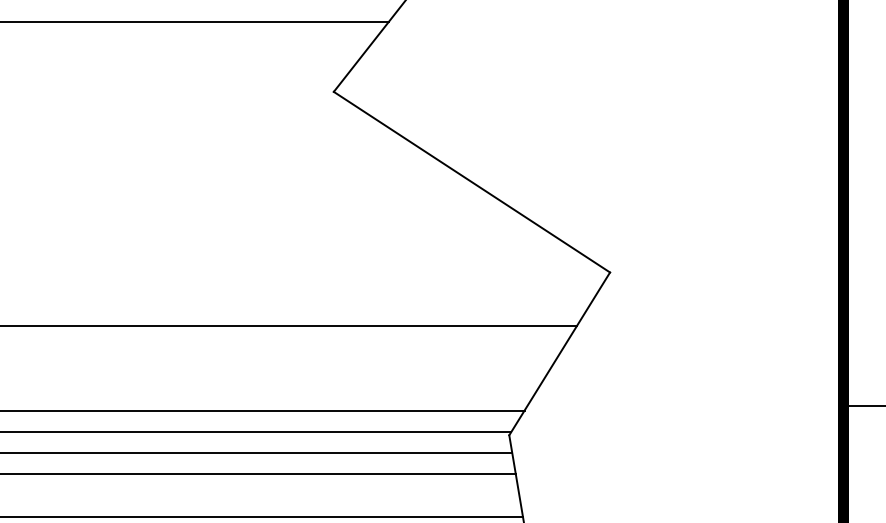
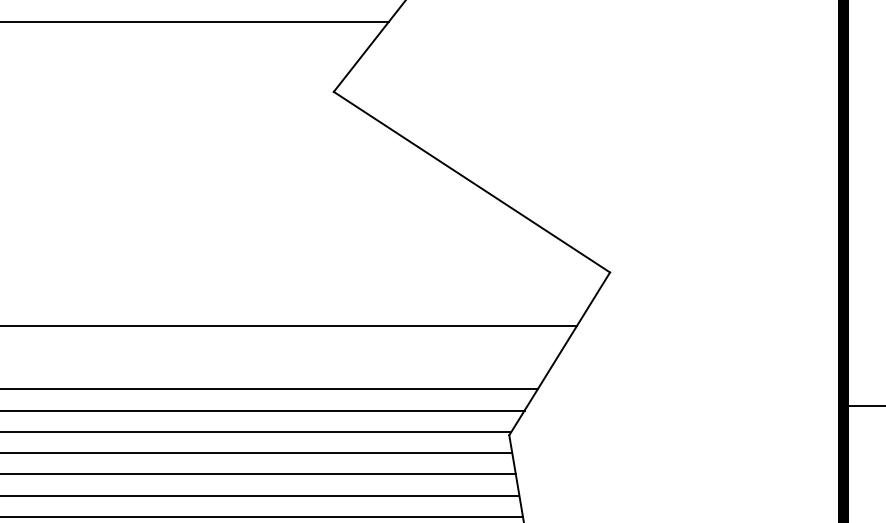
line: none -> present (269, 389)
line: none -> present (260, 495)
